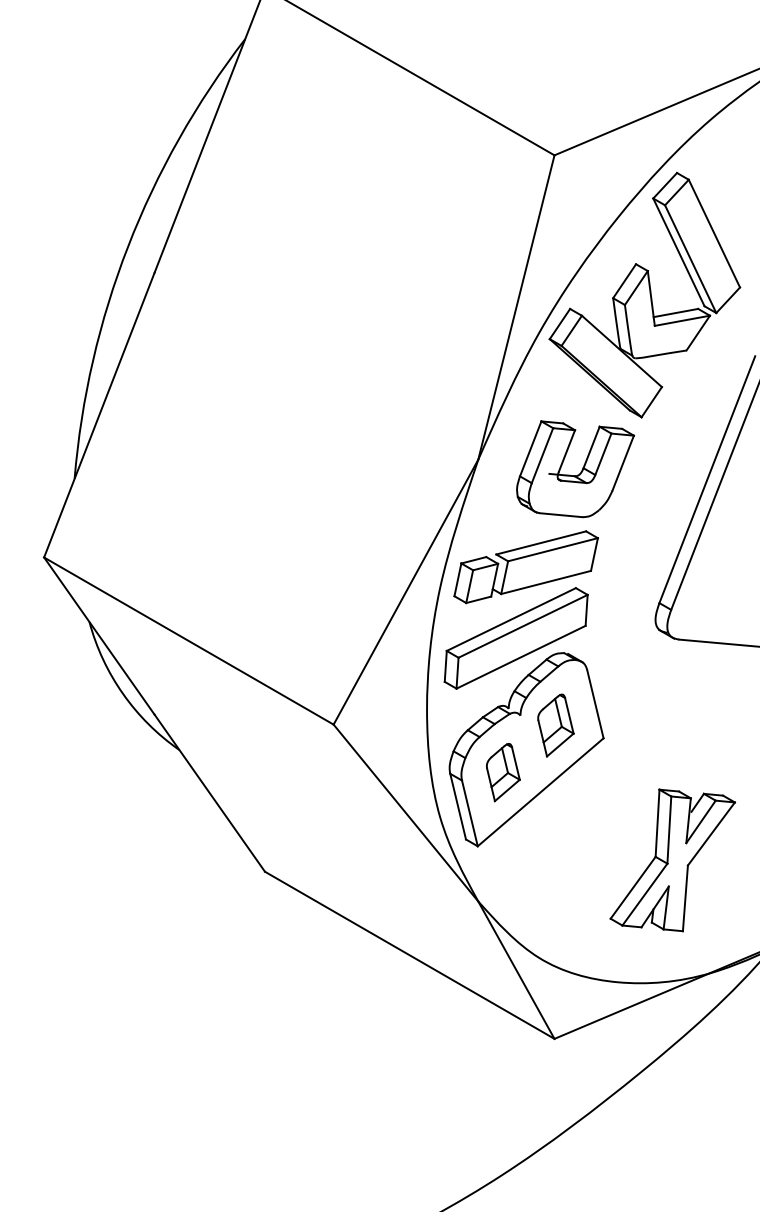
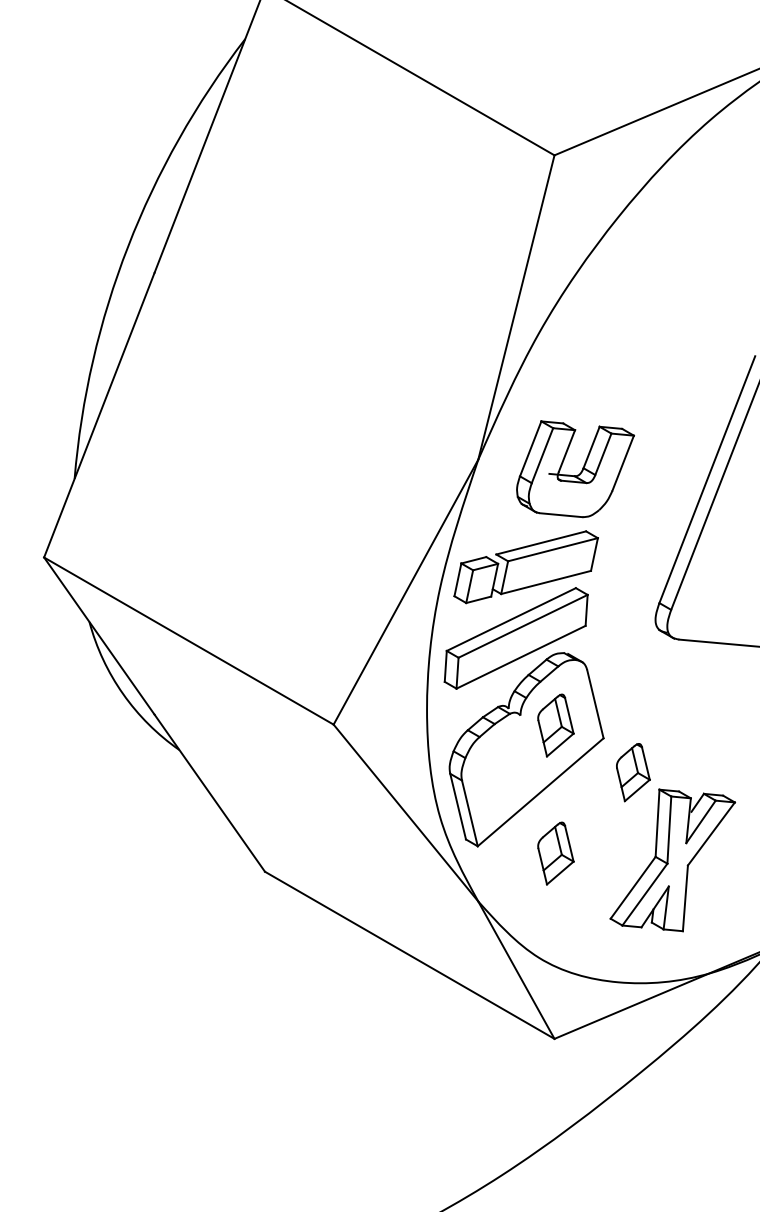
part: present -> none (644, 294)
part position: (503, 772) -> (633, 772) (633, 772)
part: none -> present (555, 853)
